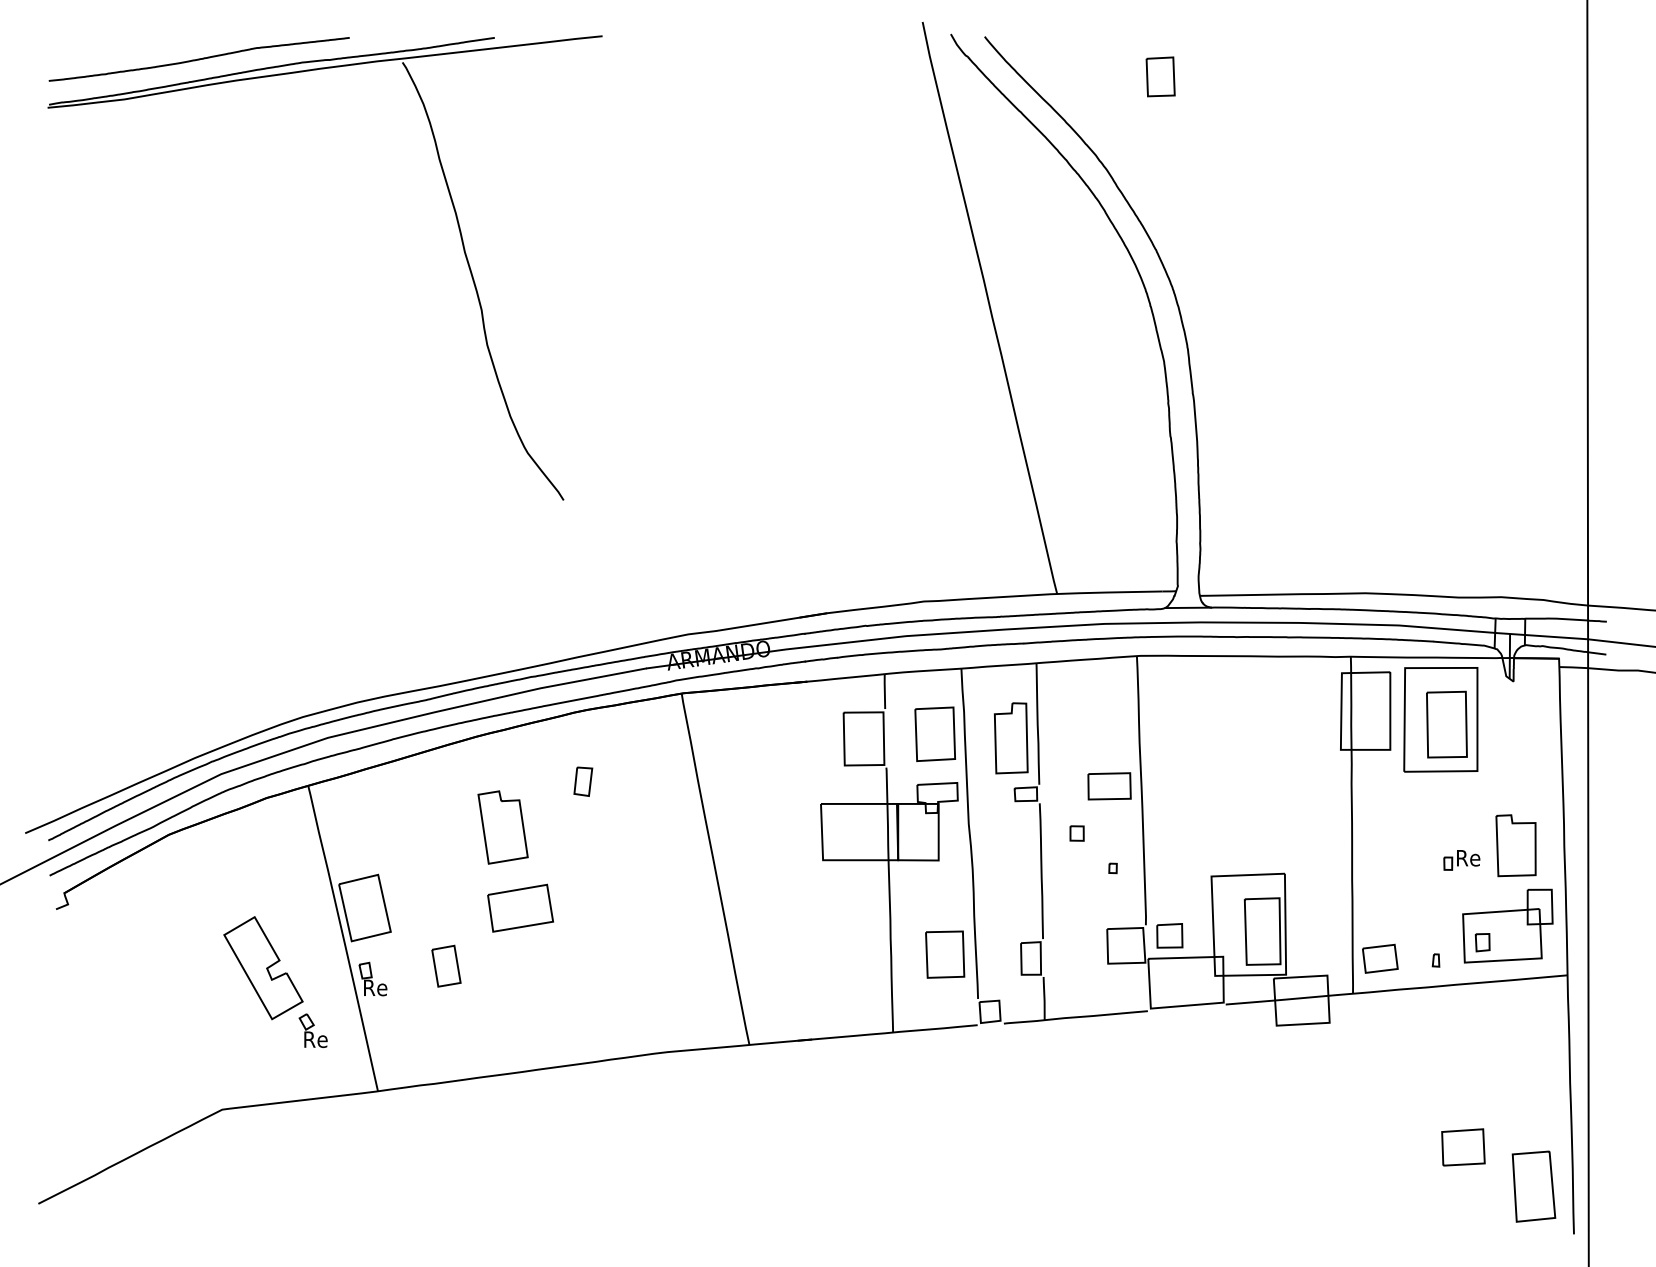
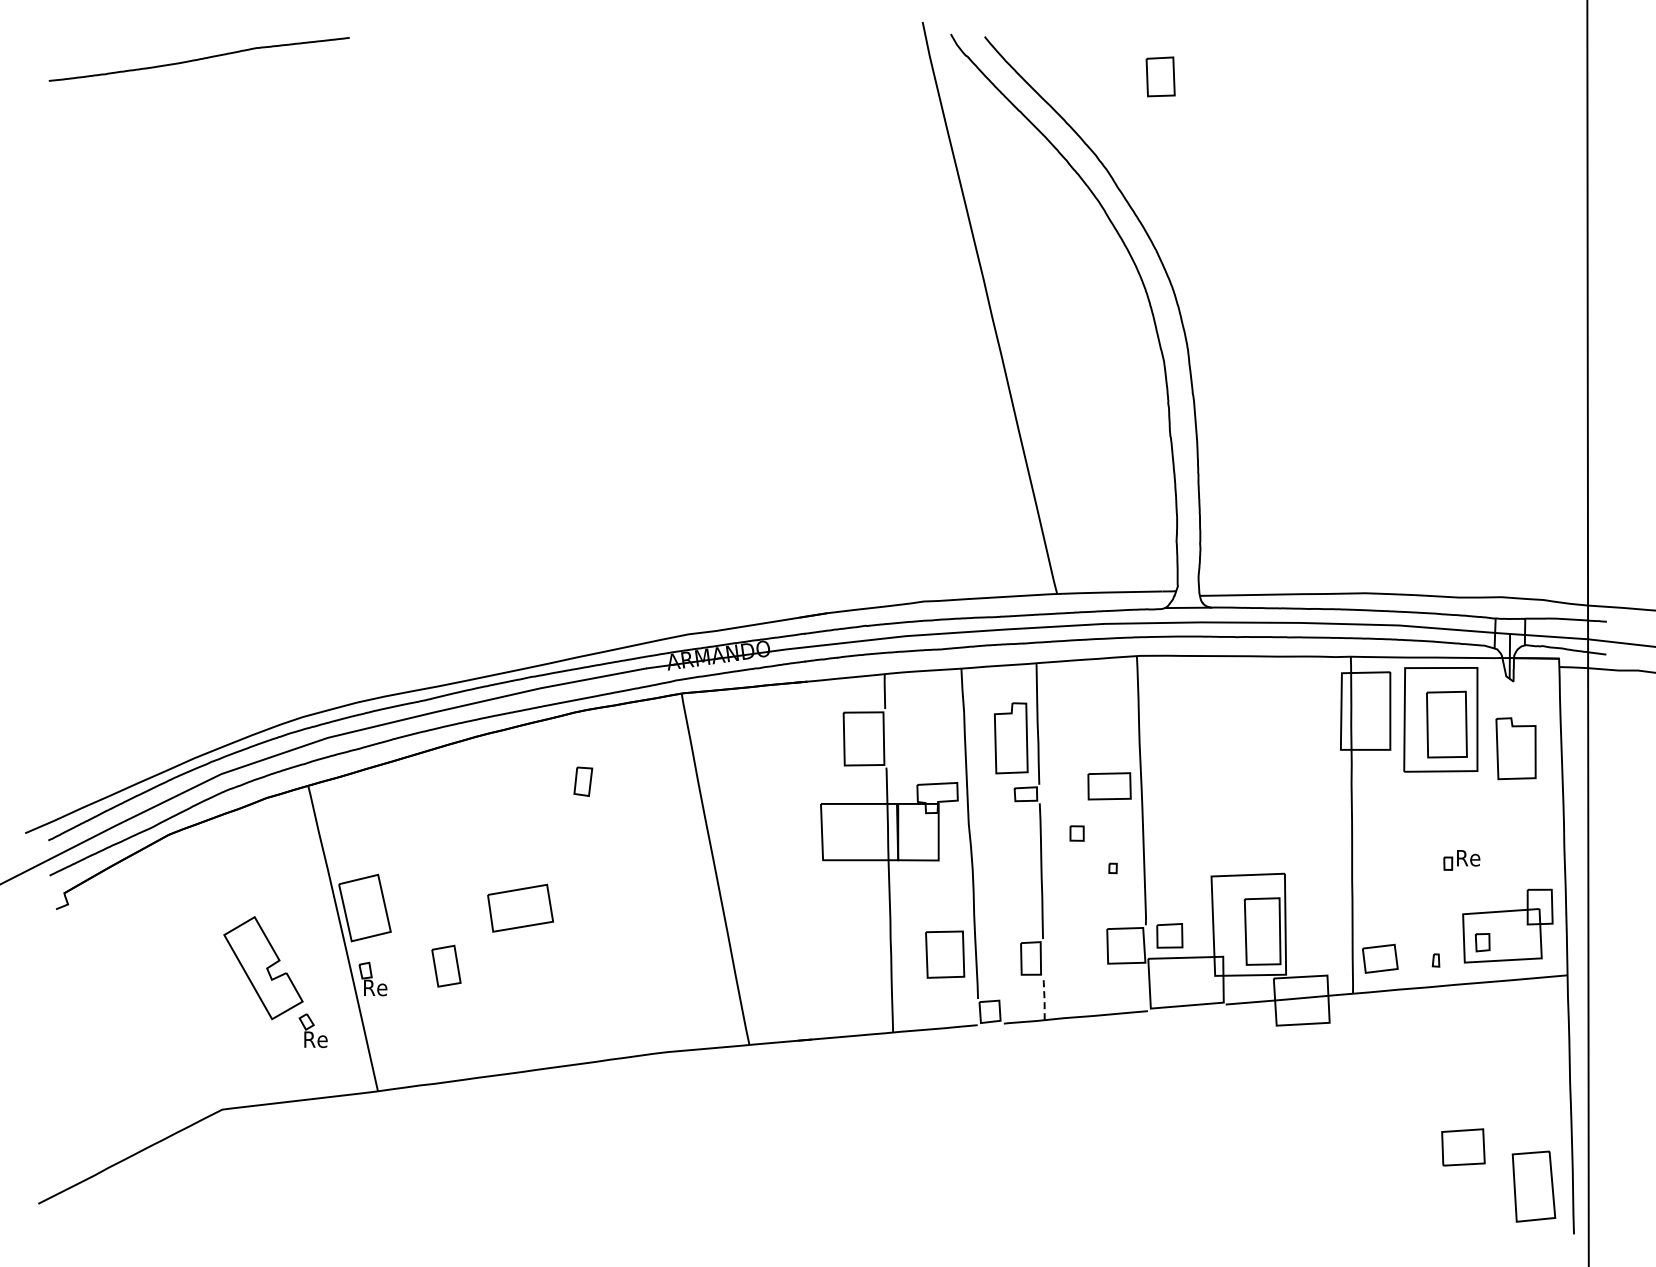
part: present -> none (459, 233)
part: present -> none (934, 733)
part: present -> none (502, 827)
part position: (1515, 845) -> (1515, 748) (1515, 748)
line: solid -> dashed (1044, 998)
